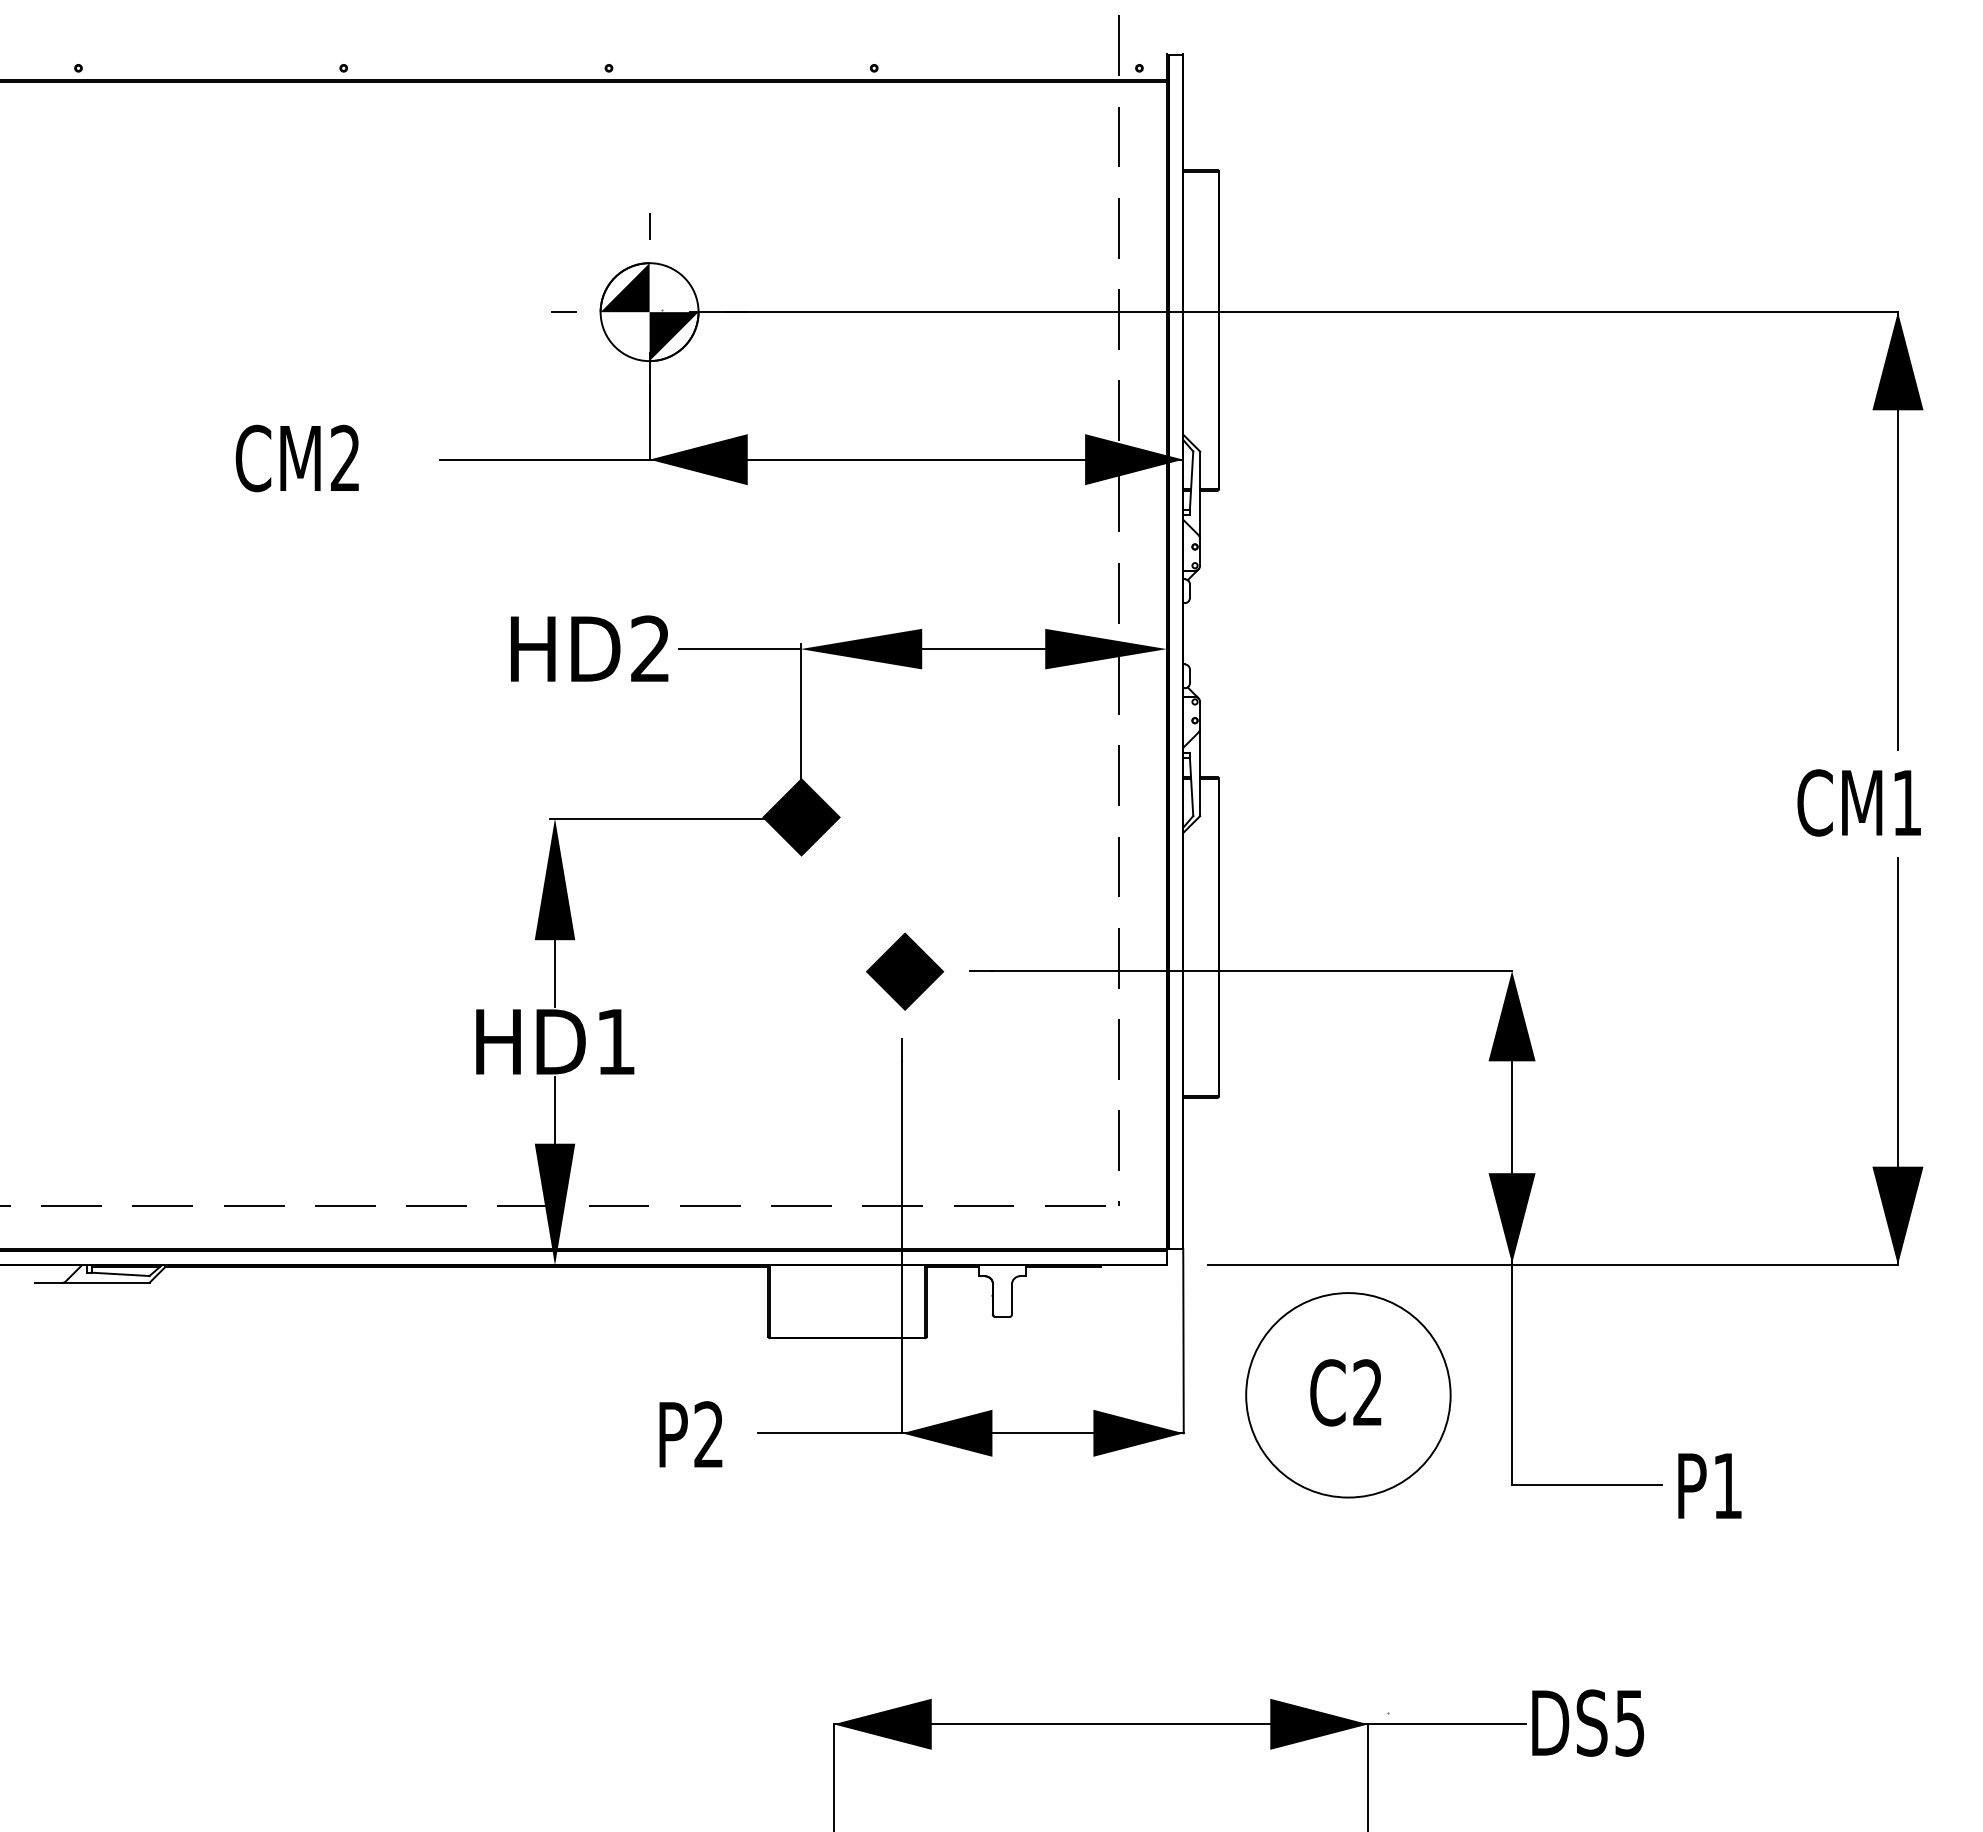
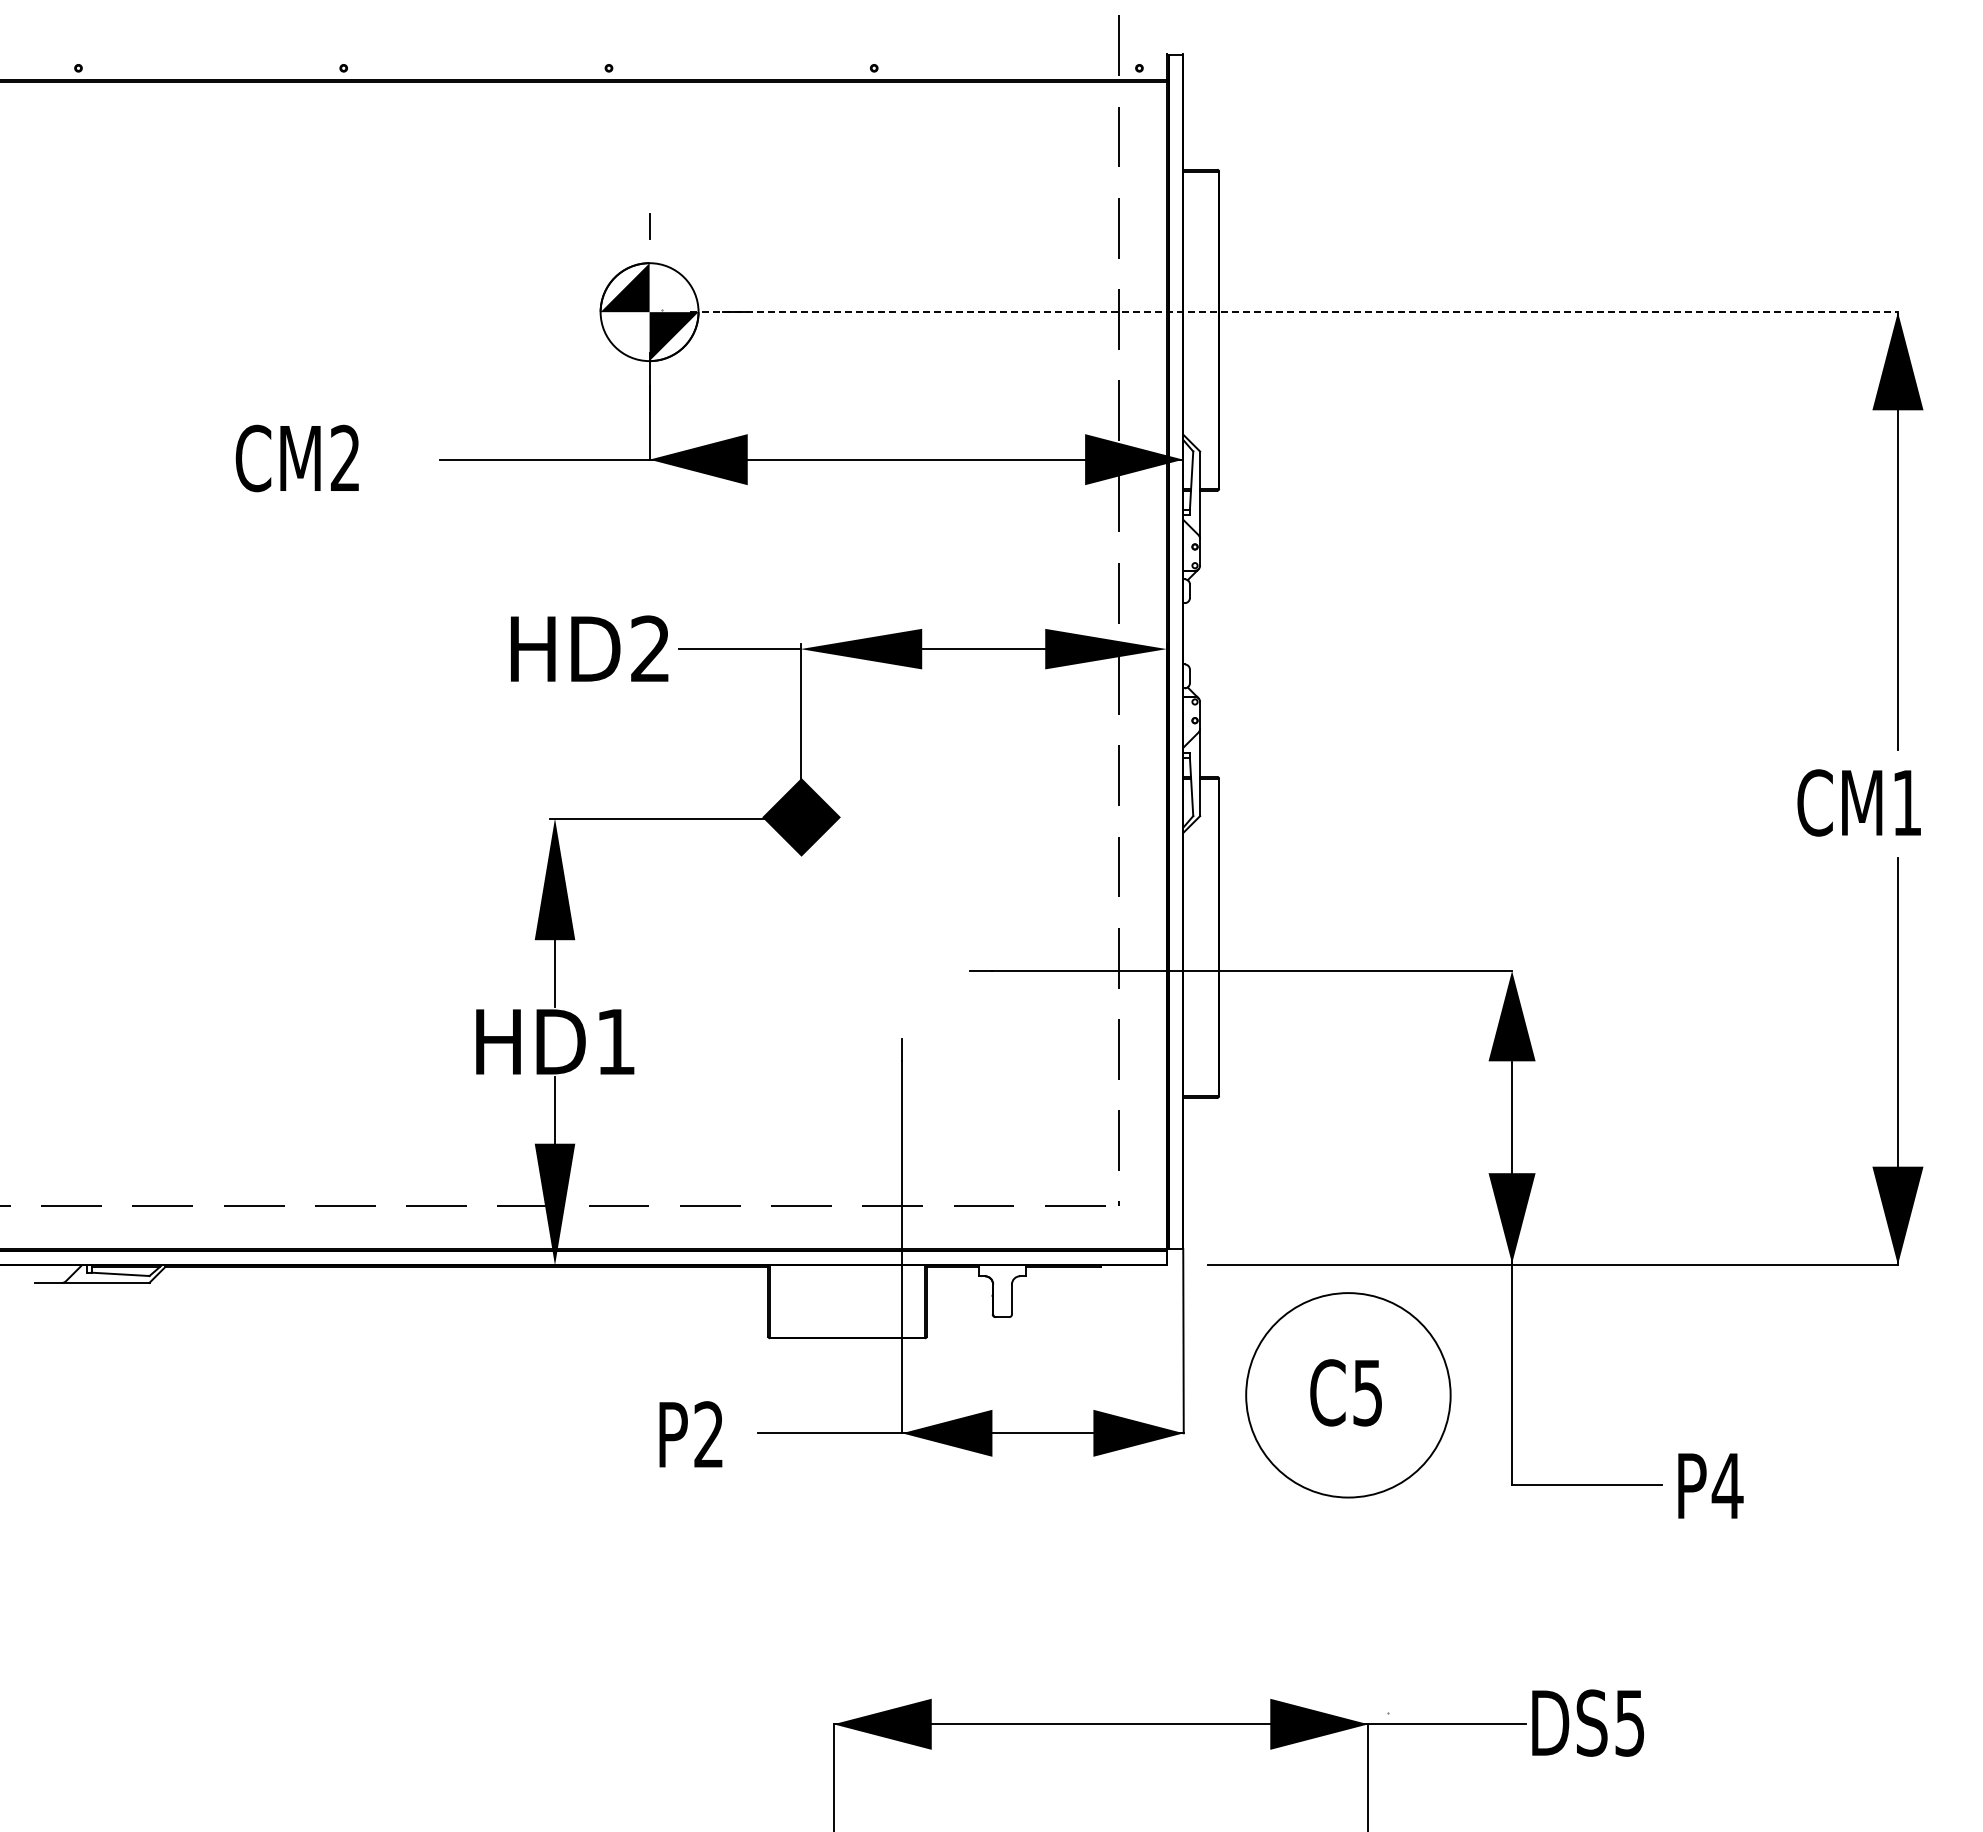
line: present -> none (563, 312)
line: solid -> dashed (1294, 312)
part: present -> none (905, 971)
text: C2 -> C5 (1367, 1392)
text: P1 -> P4 (1727, 1485)
